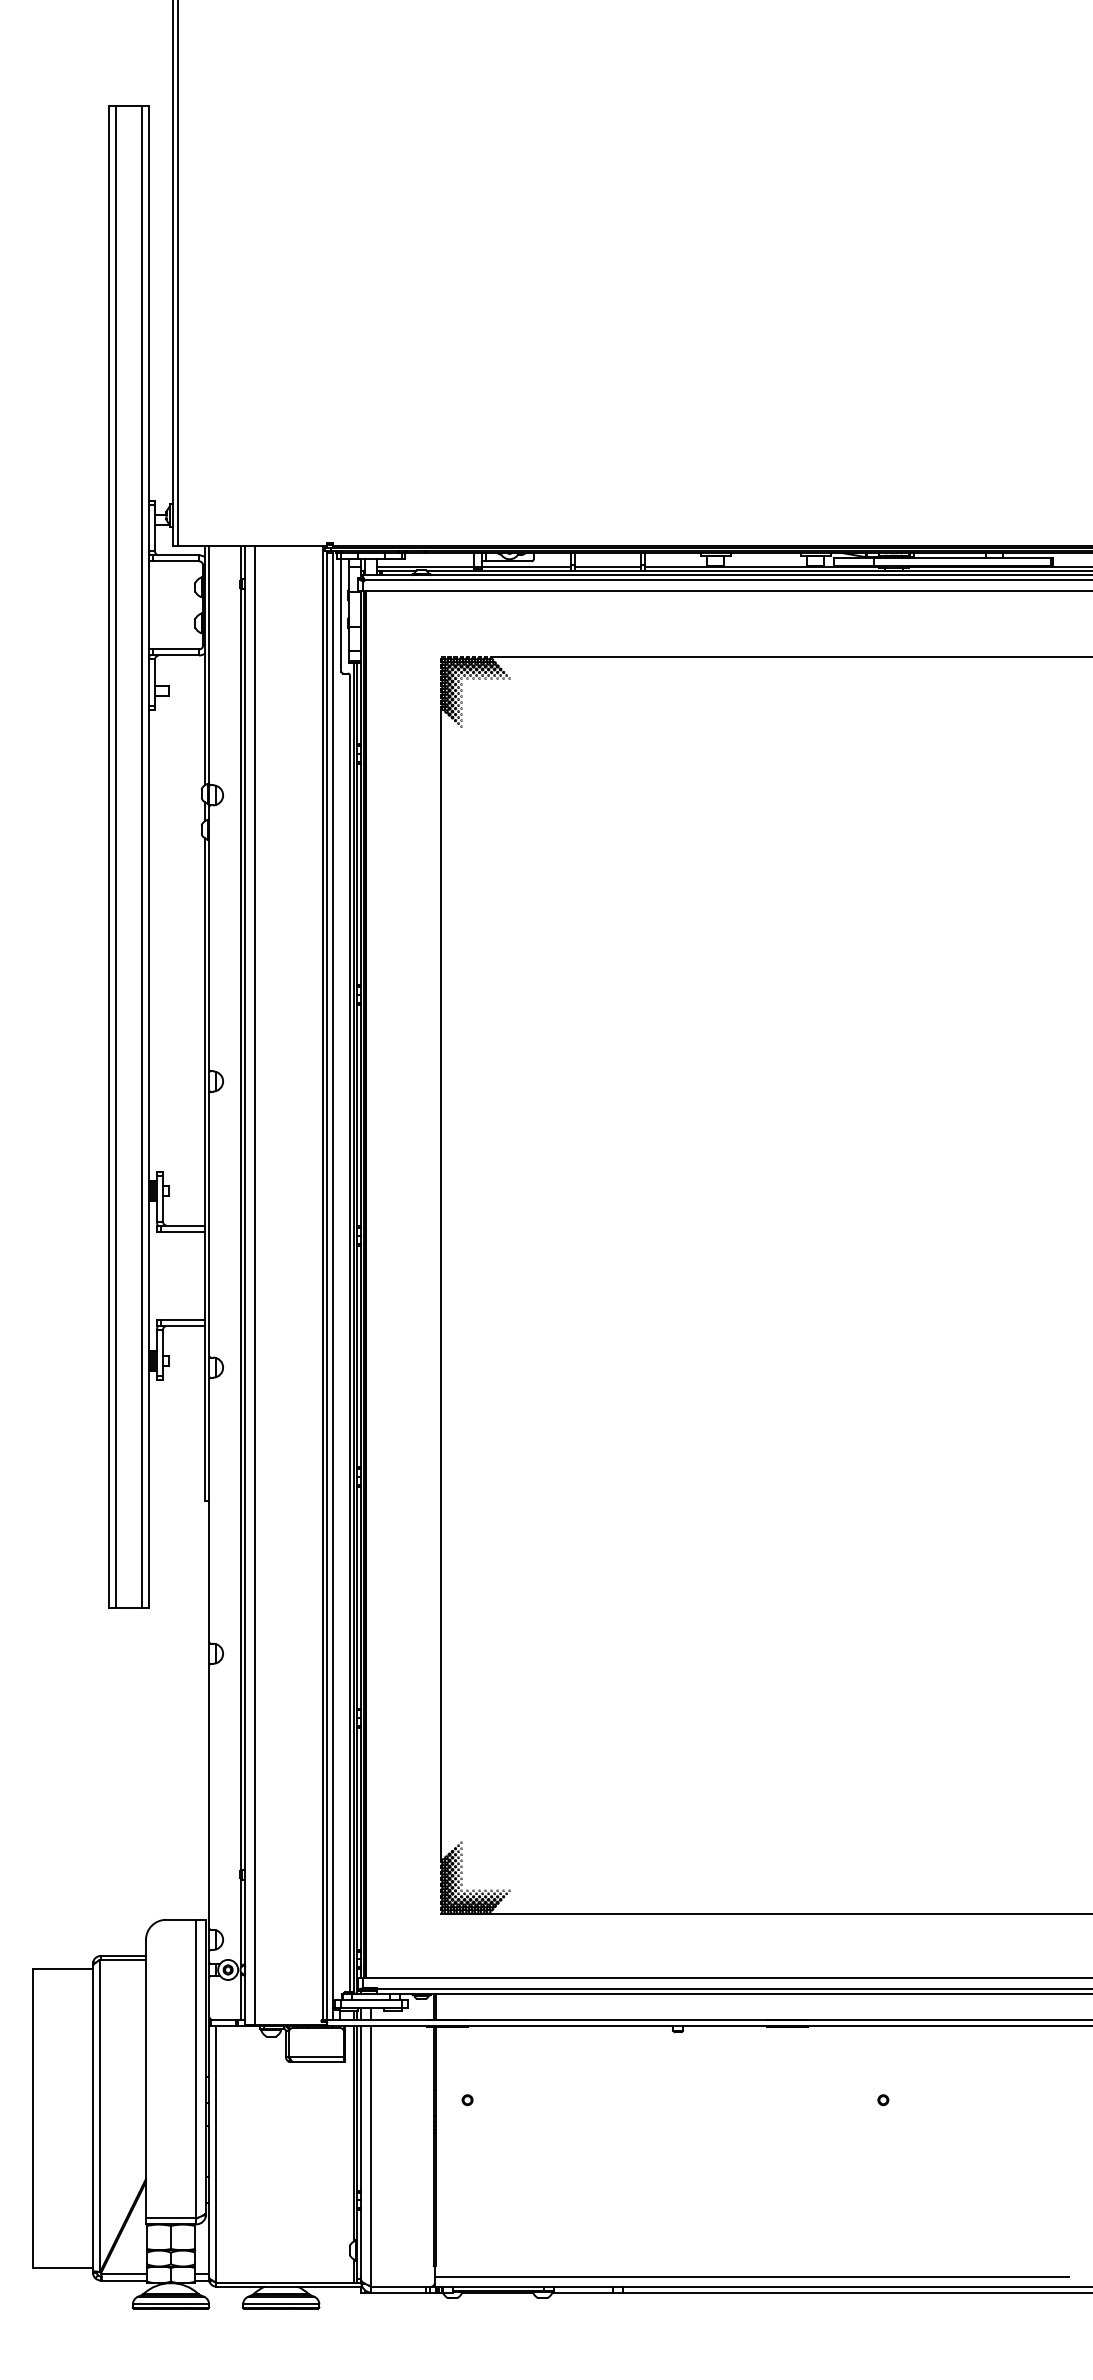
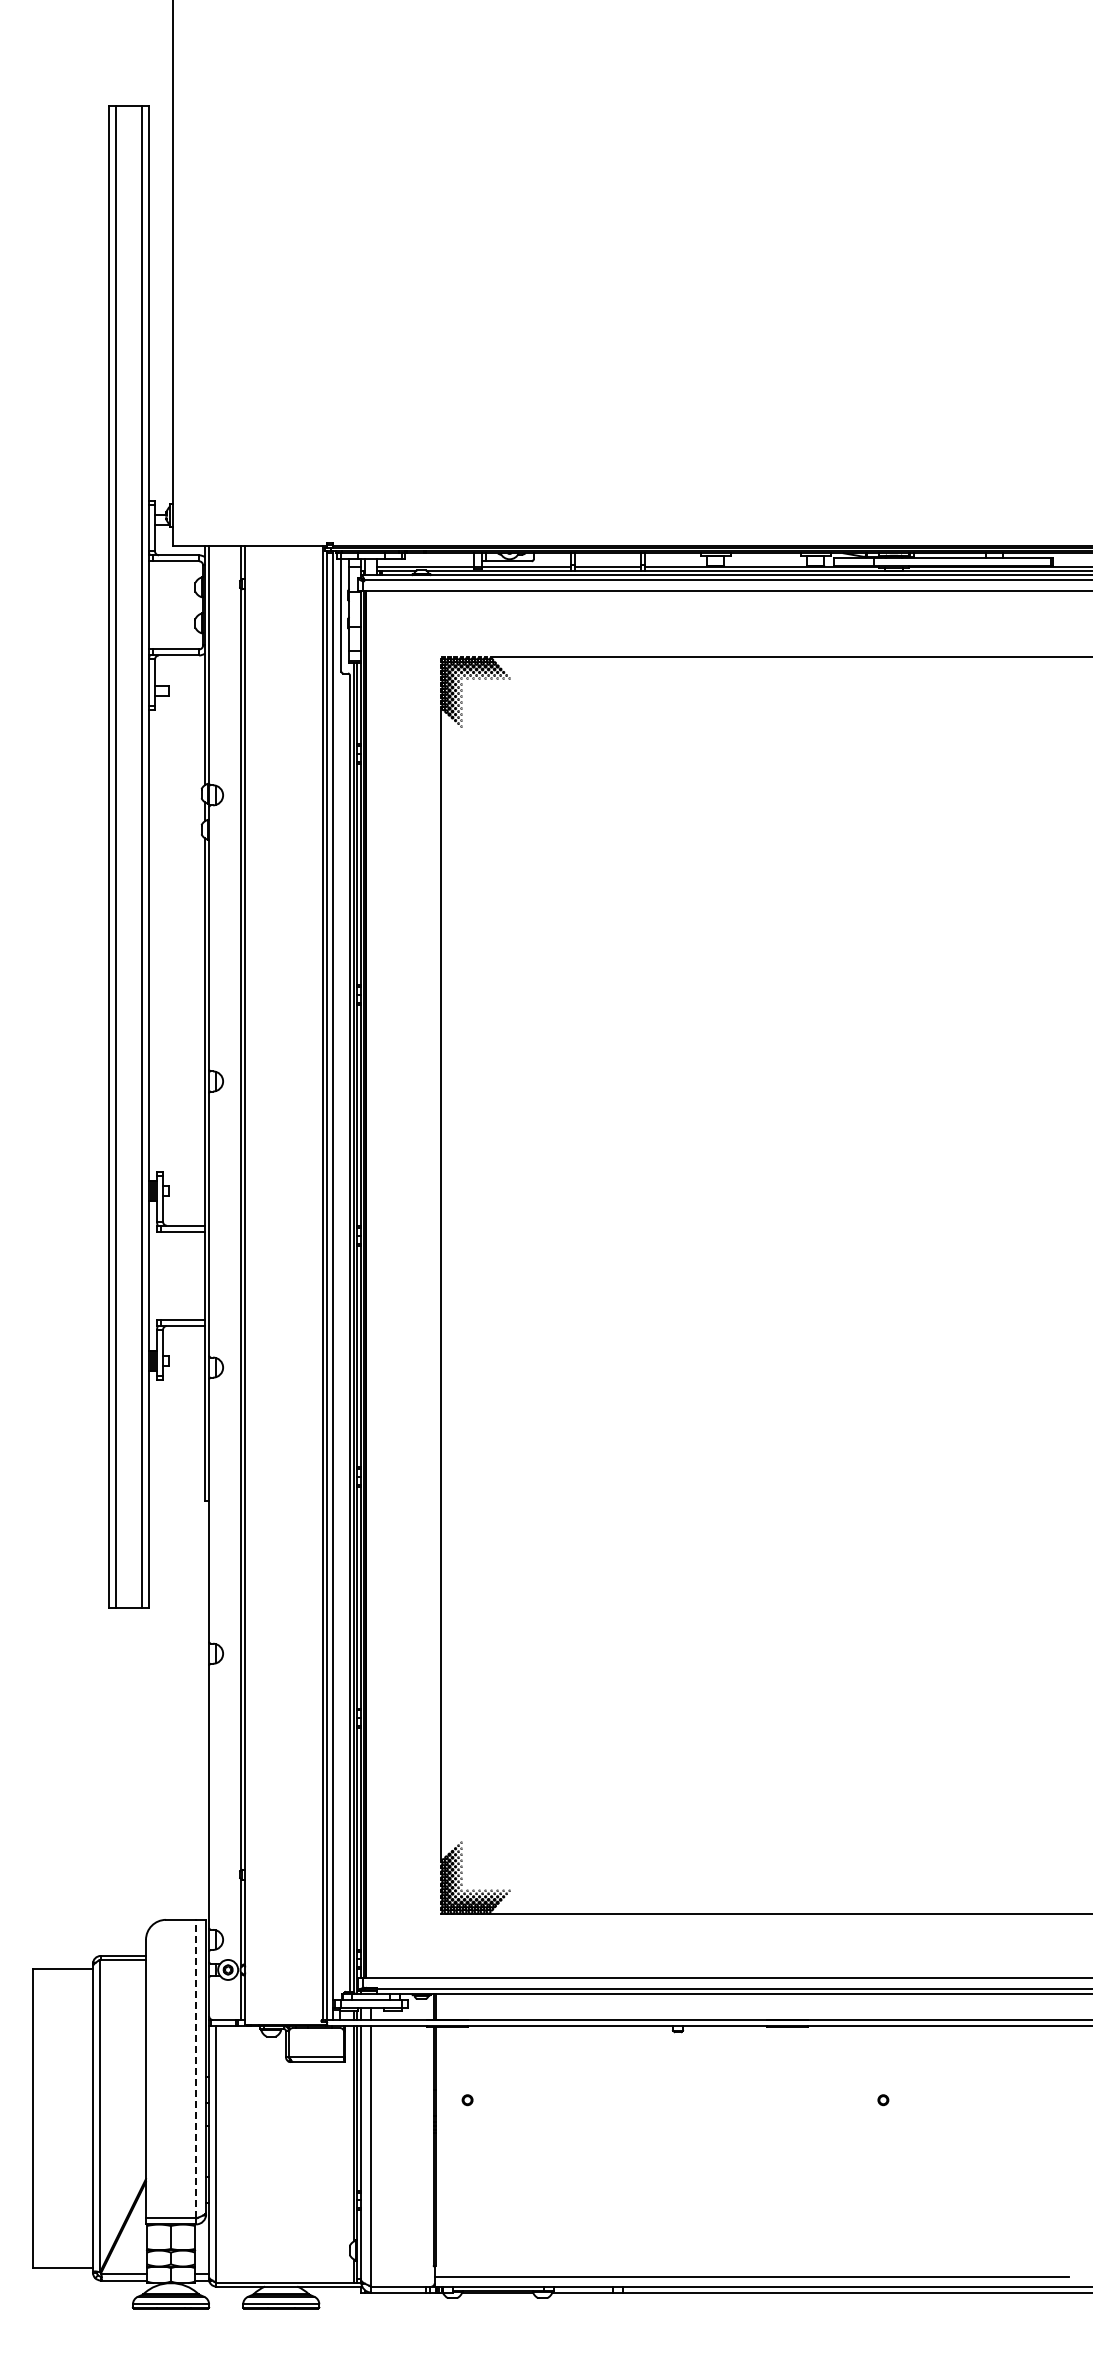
line: present -> none (178, 273)
line: present -> none (255, 1285)
line: solid -> dashed (196, 2068)
